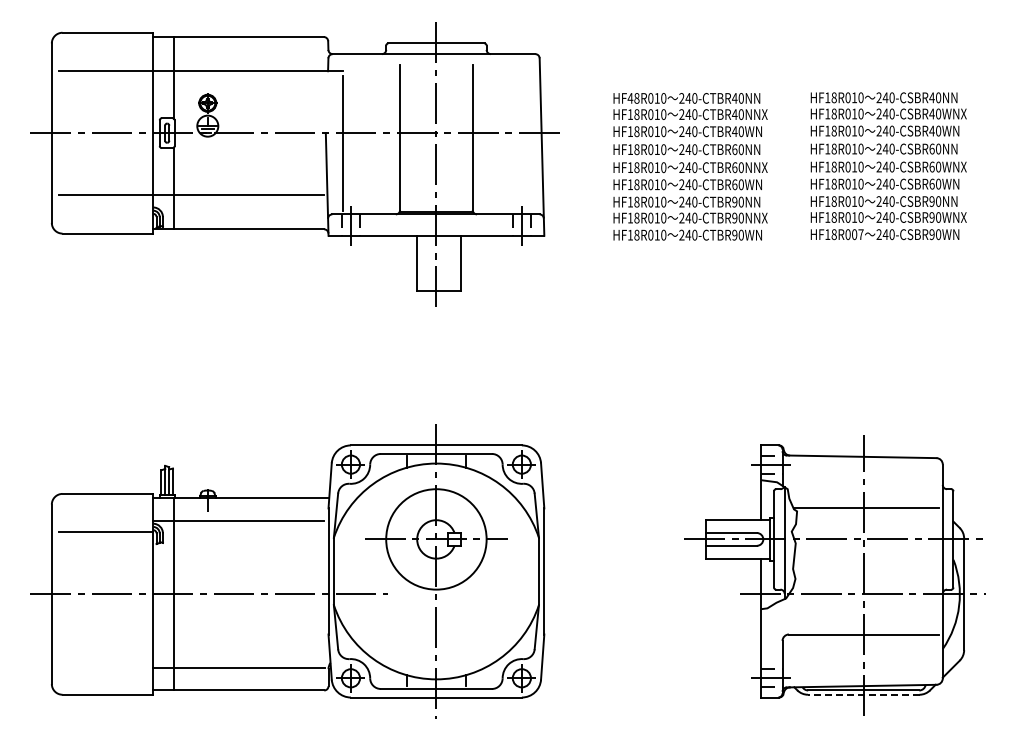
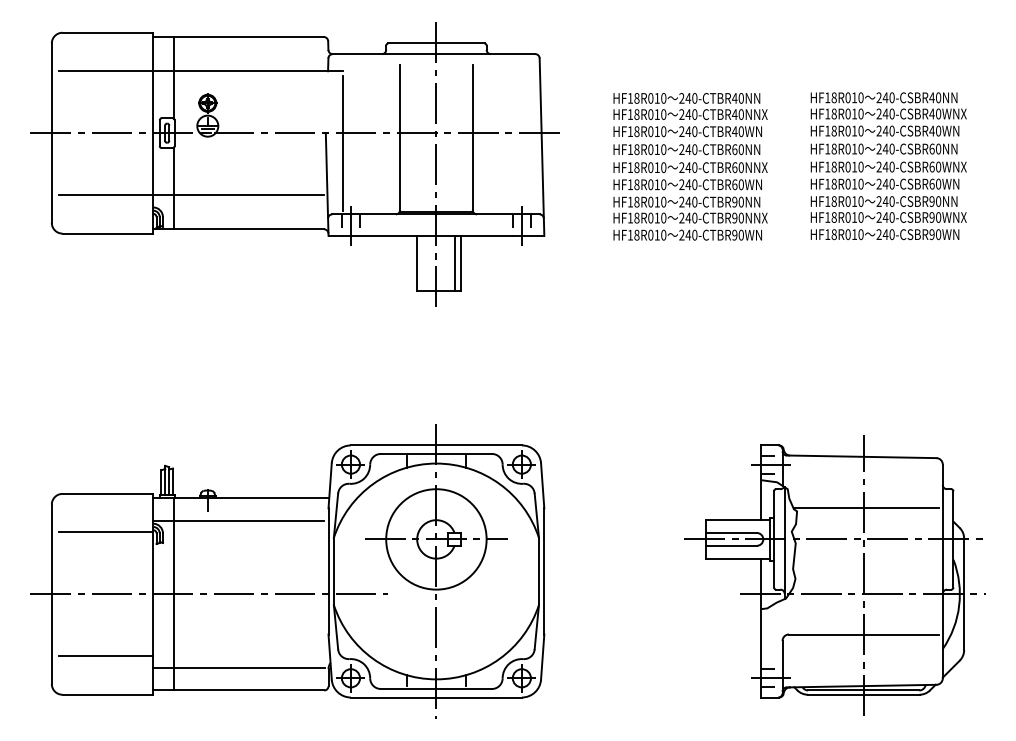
text: HF48R010 -> HF18R010 (630, 98)
text: HF18R007 -> HF18R010 (857, 234)
line: none -> present (454, 263)
line: none -> present (106, 656)
line: dashed -> solid (863, 694)
